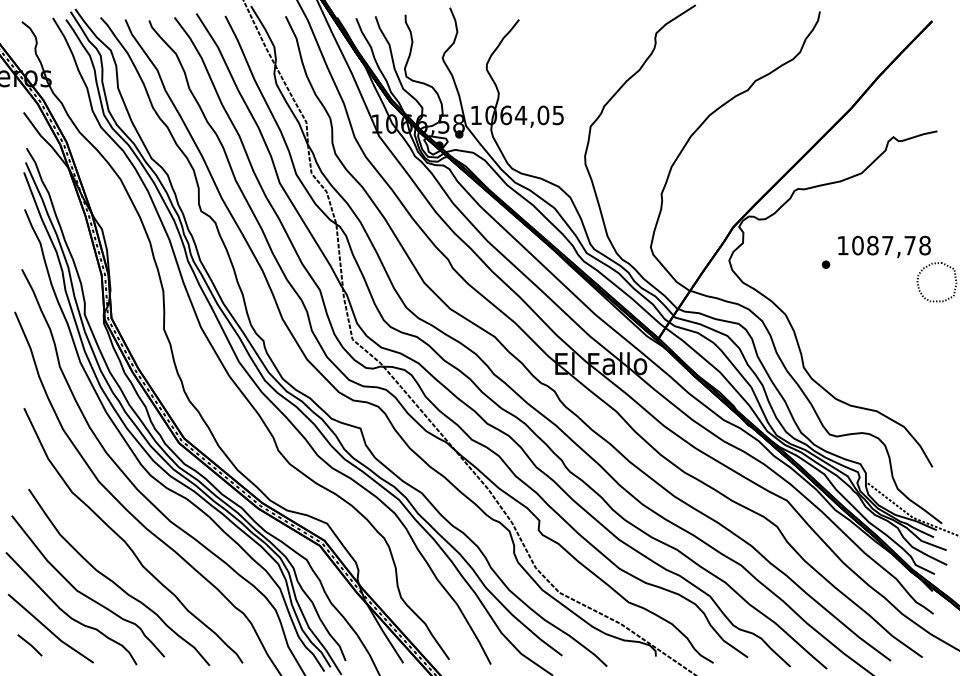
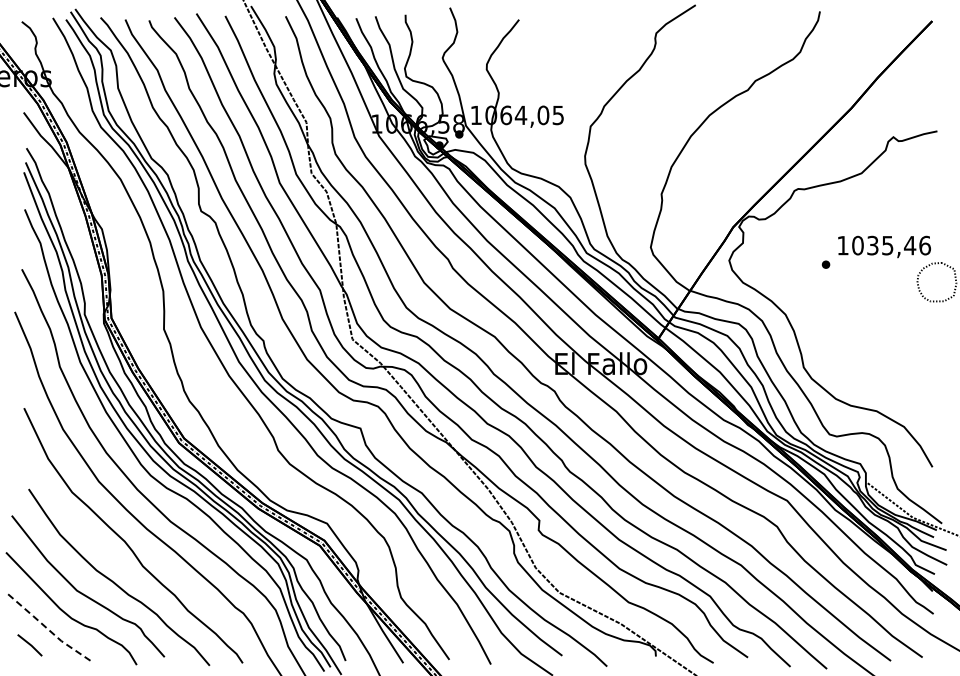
text: 1087,78 -> 1035,46 (899, 245)
line: solid -> dashed (49, 630)
